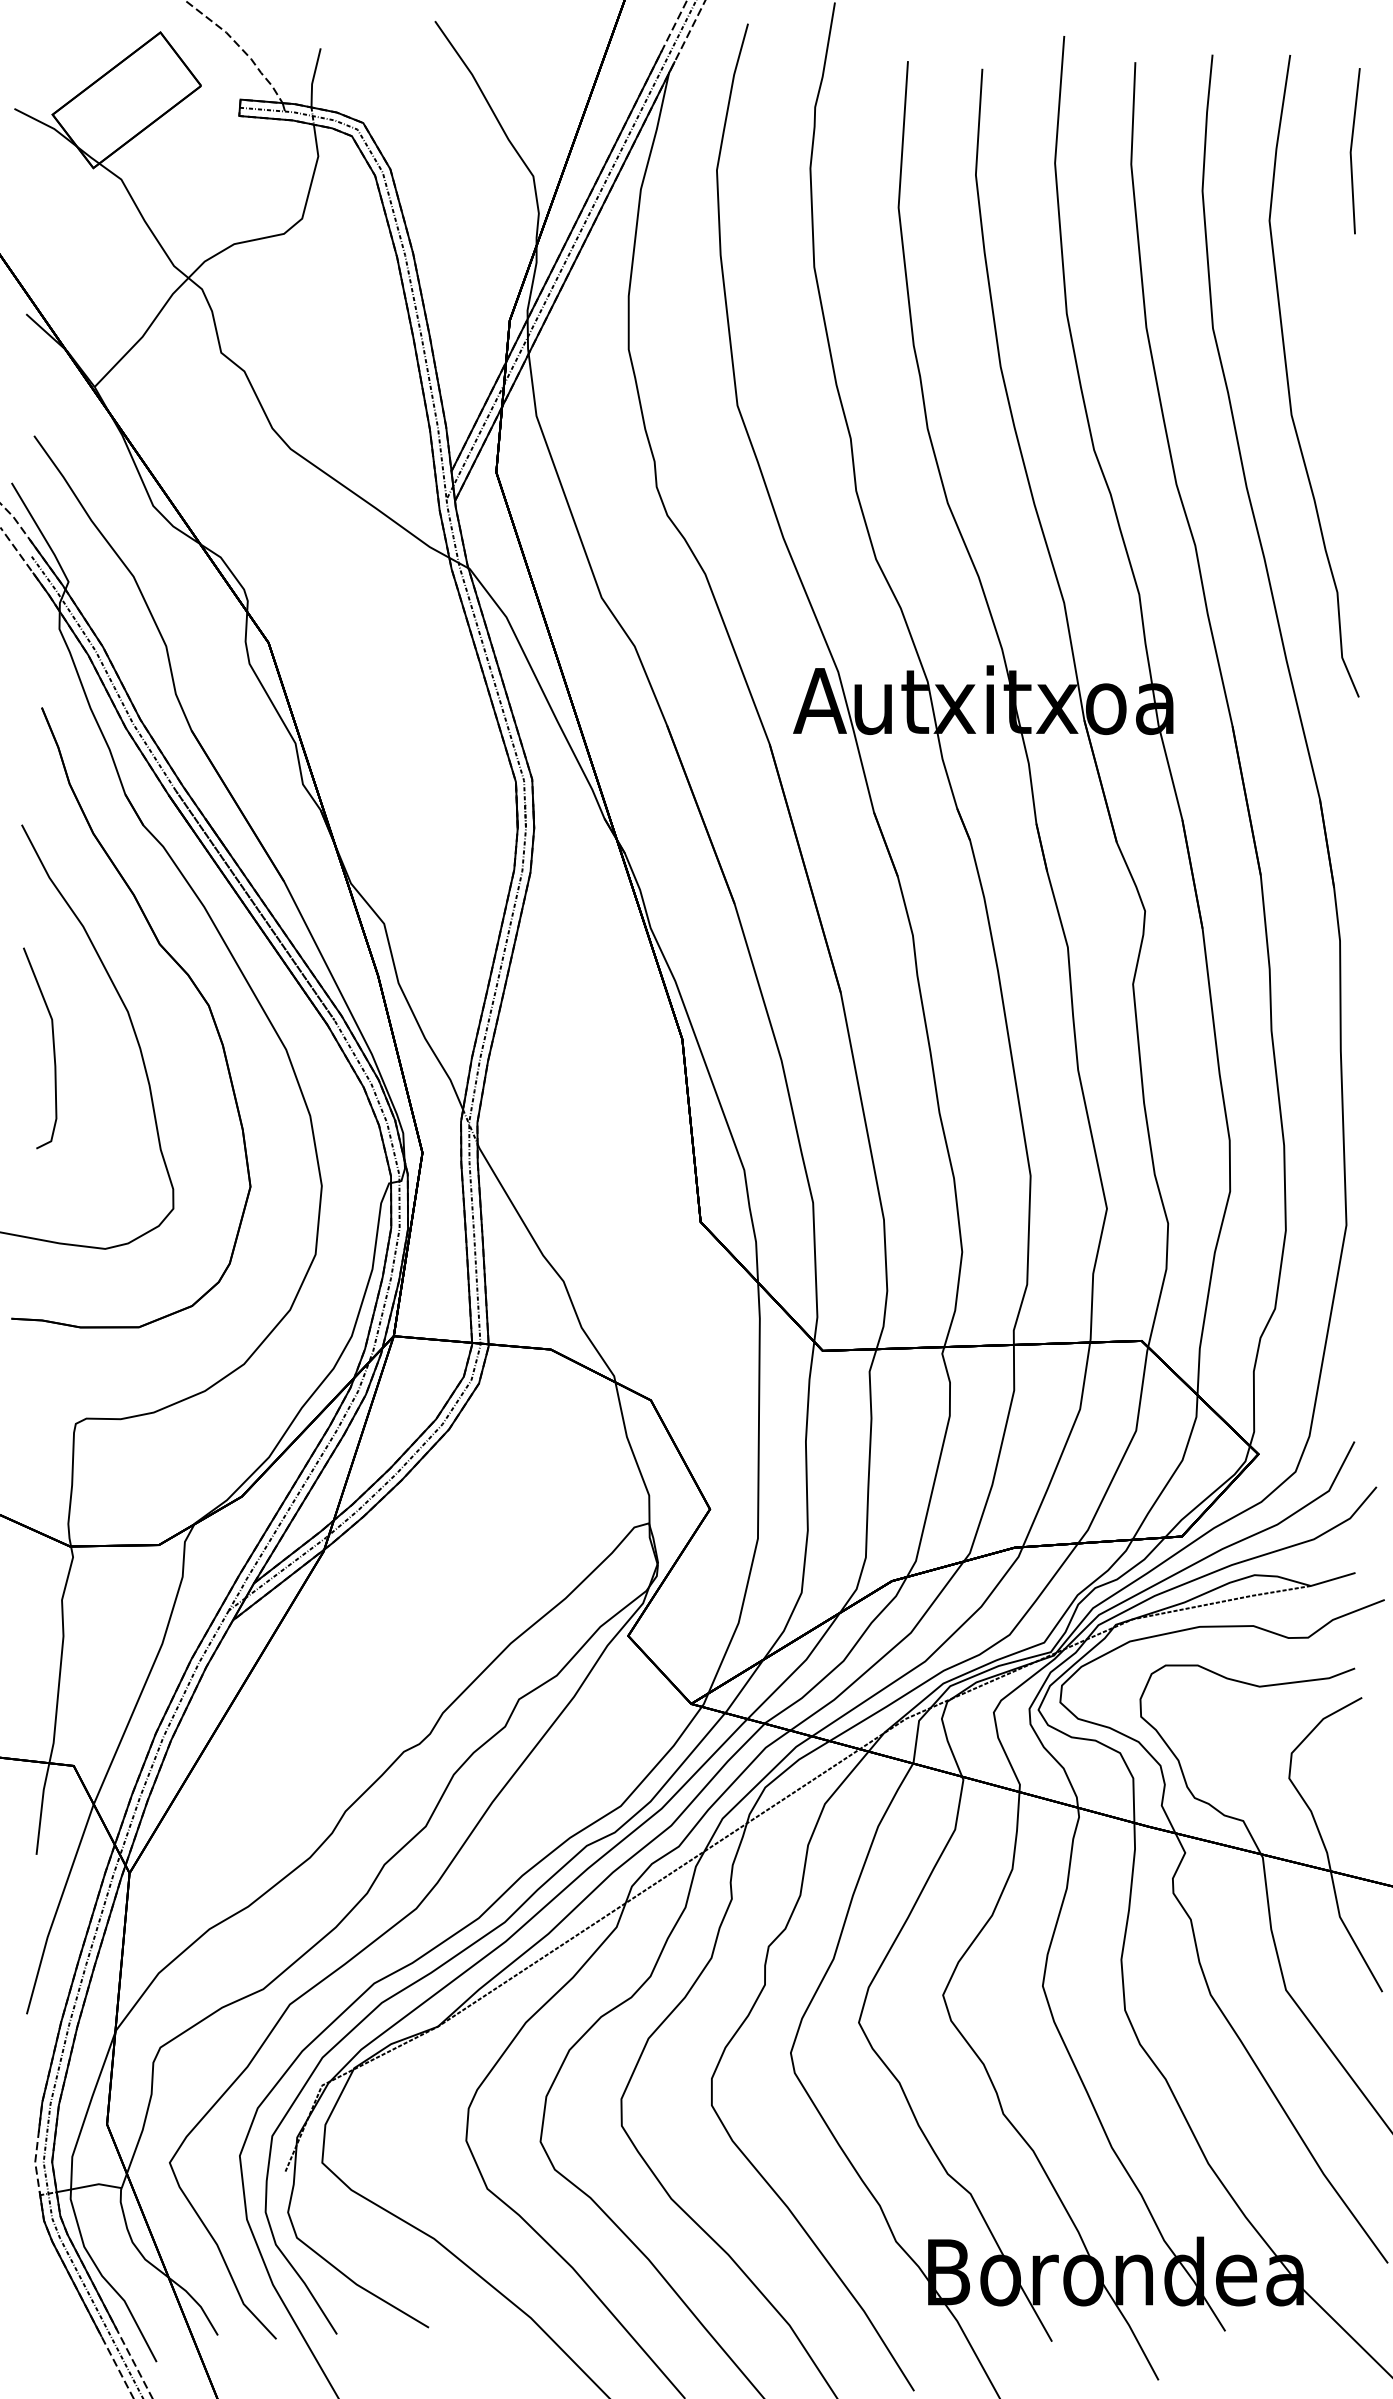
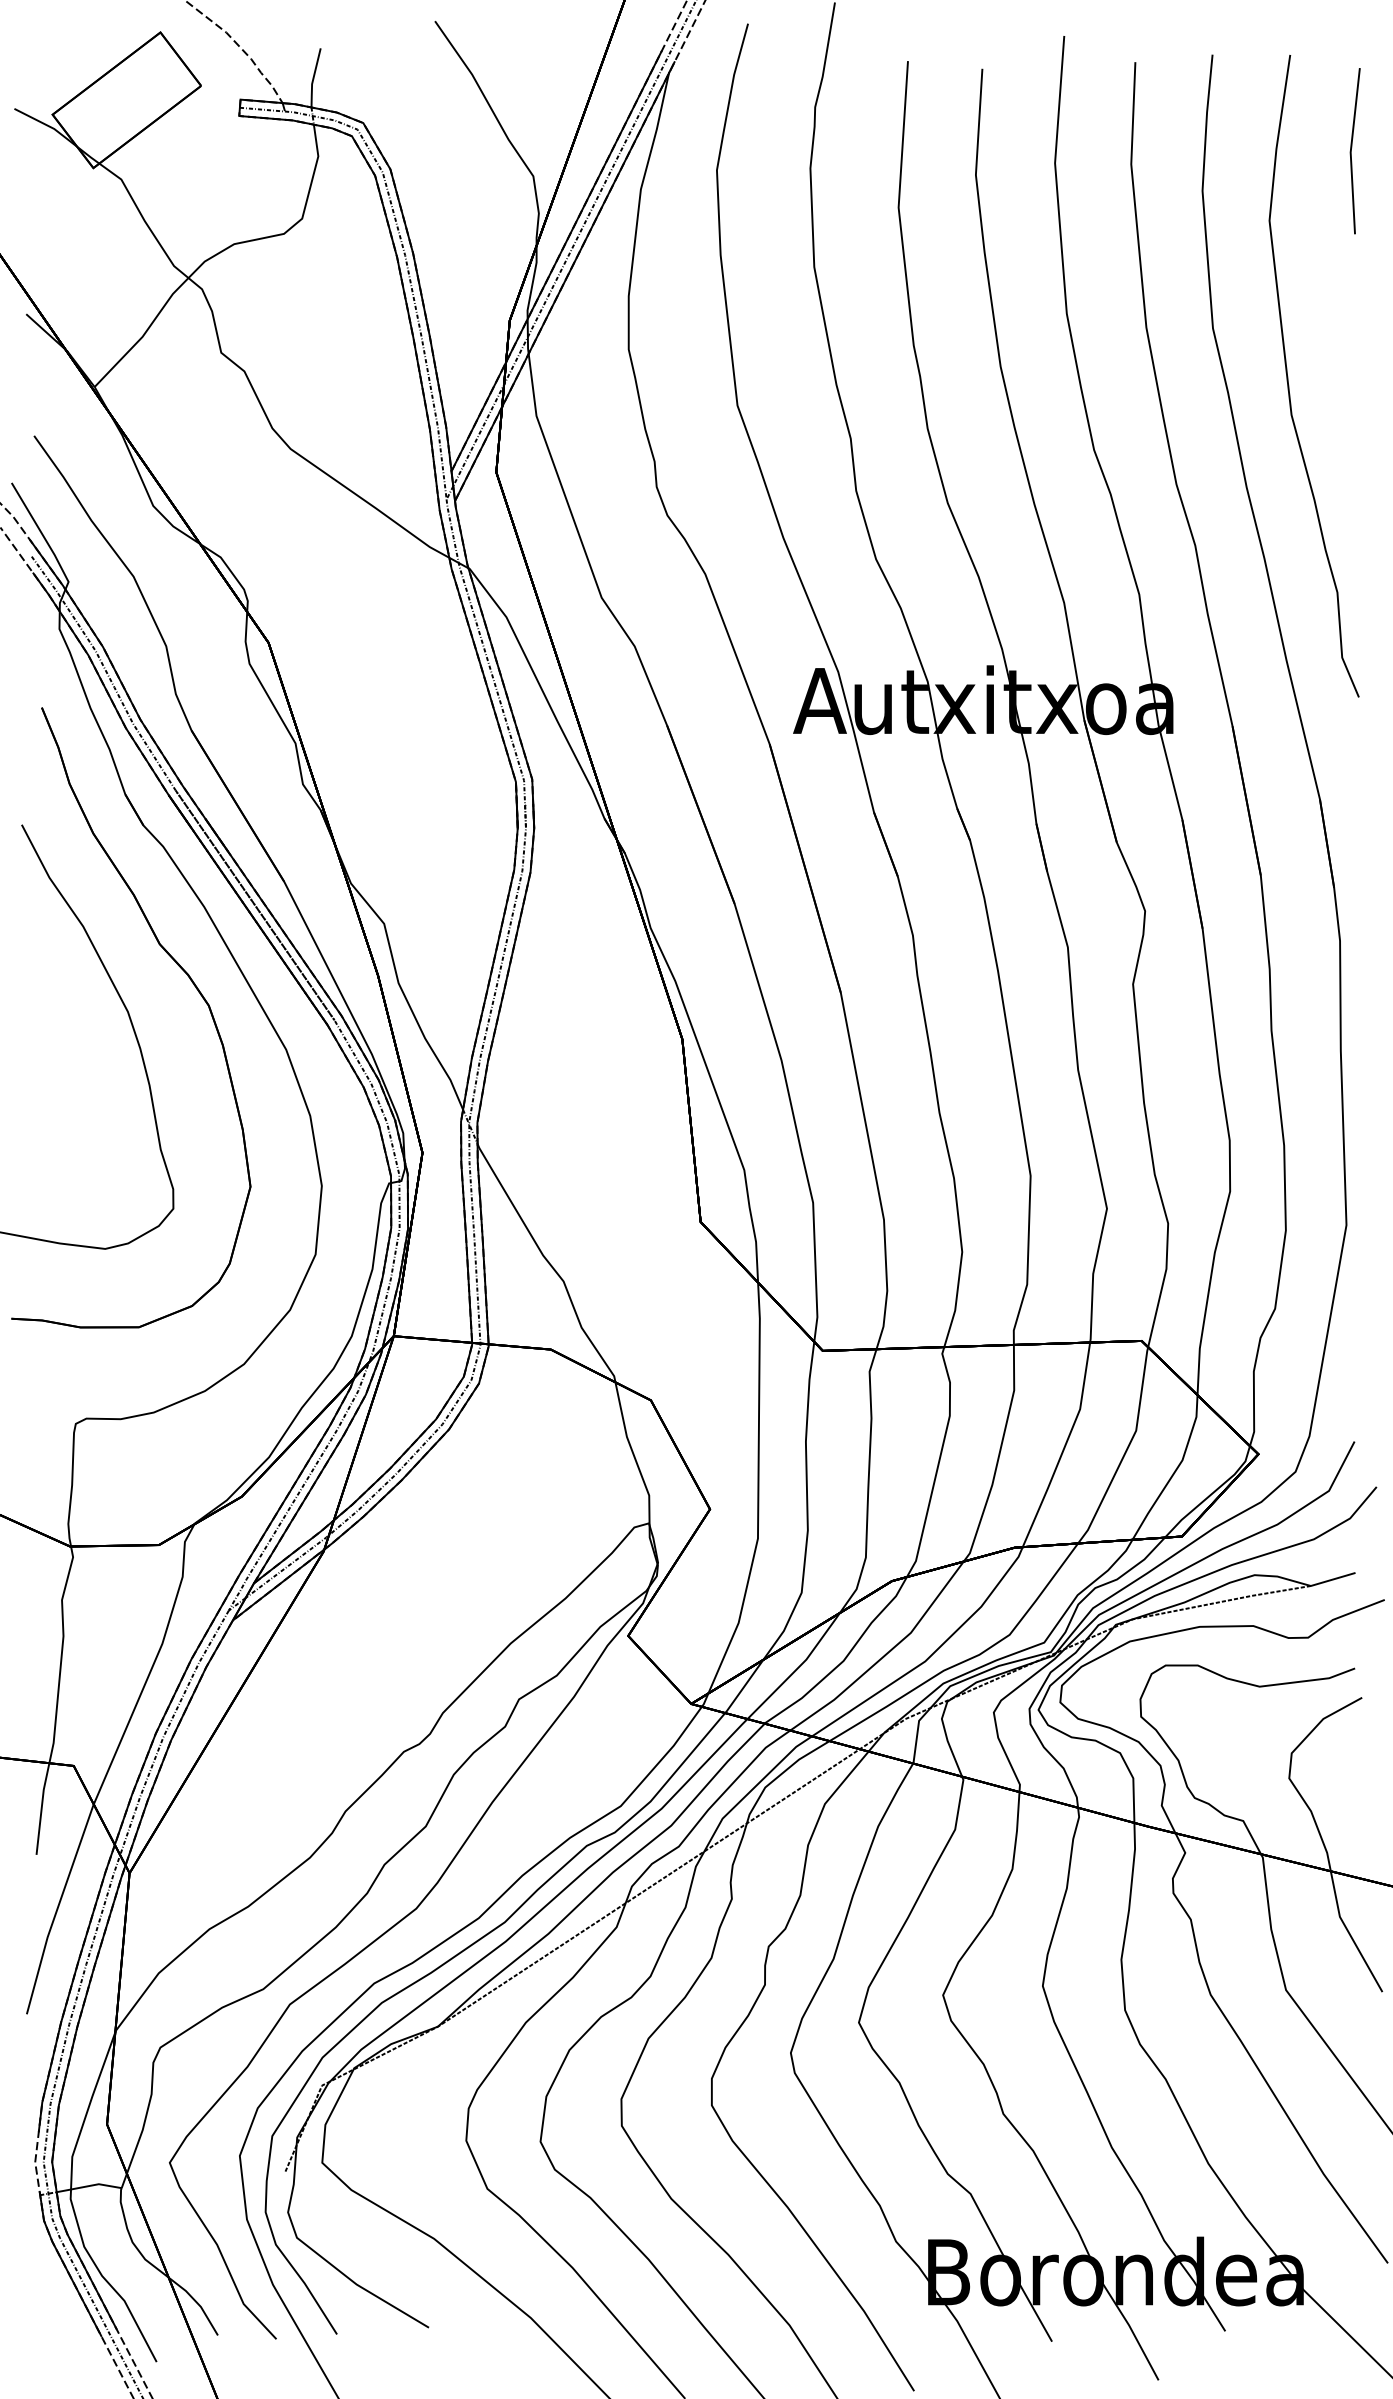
curve: present -> none (52, 1043)
